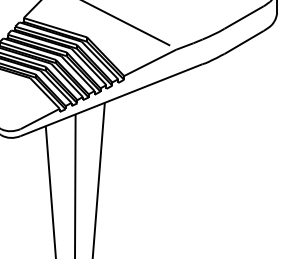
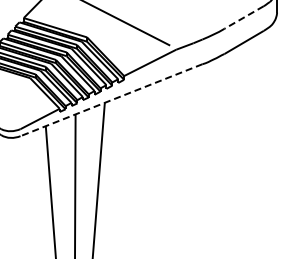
line: solid -> dashed (244, 17)
line: solid -> dashed (111, 100)
